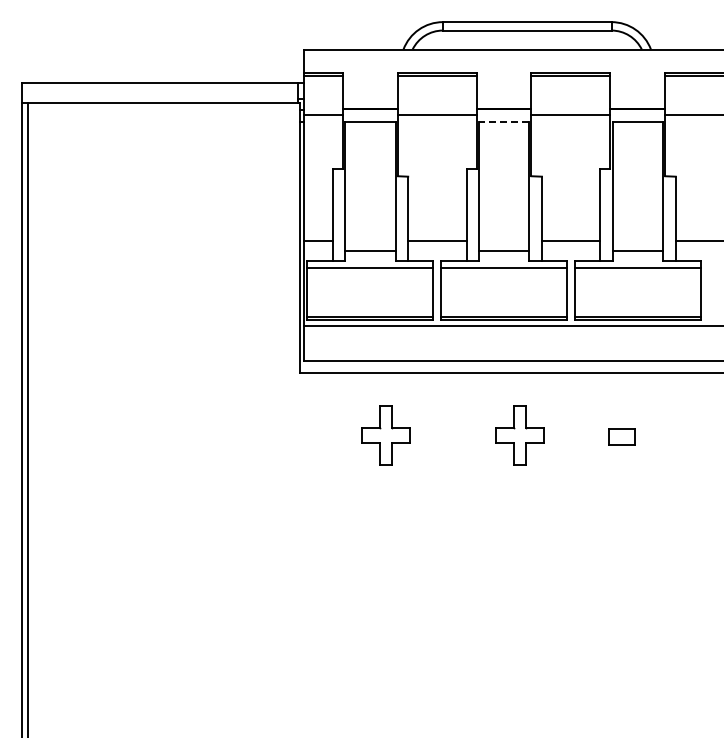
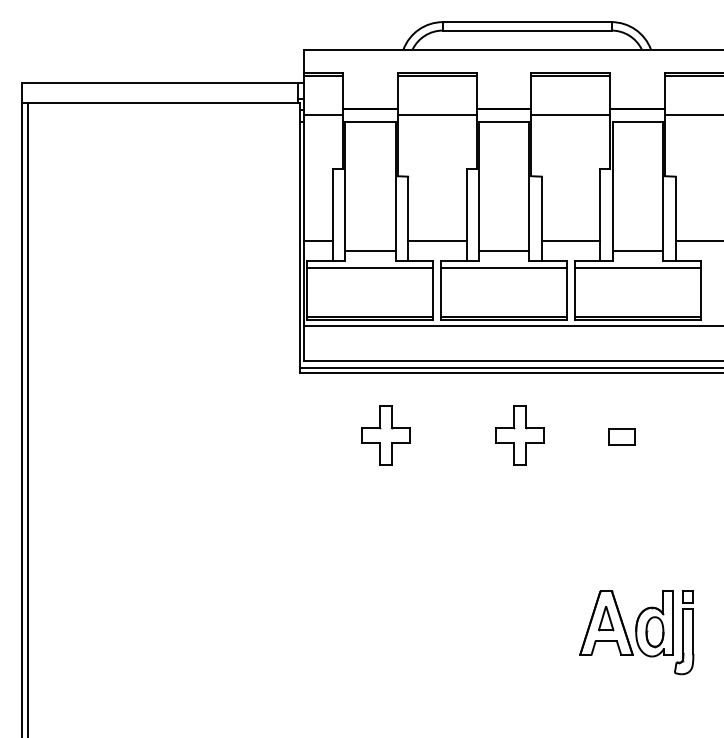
line: dashed -> solid (503, 121)
line: none -> present (509, 367)
part: none -> present (636, 632)
